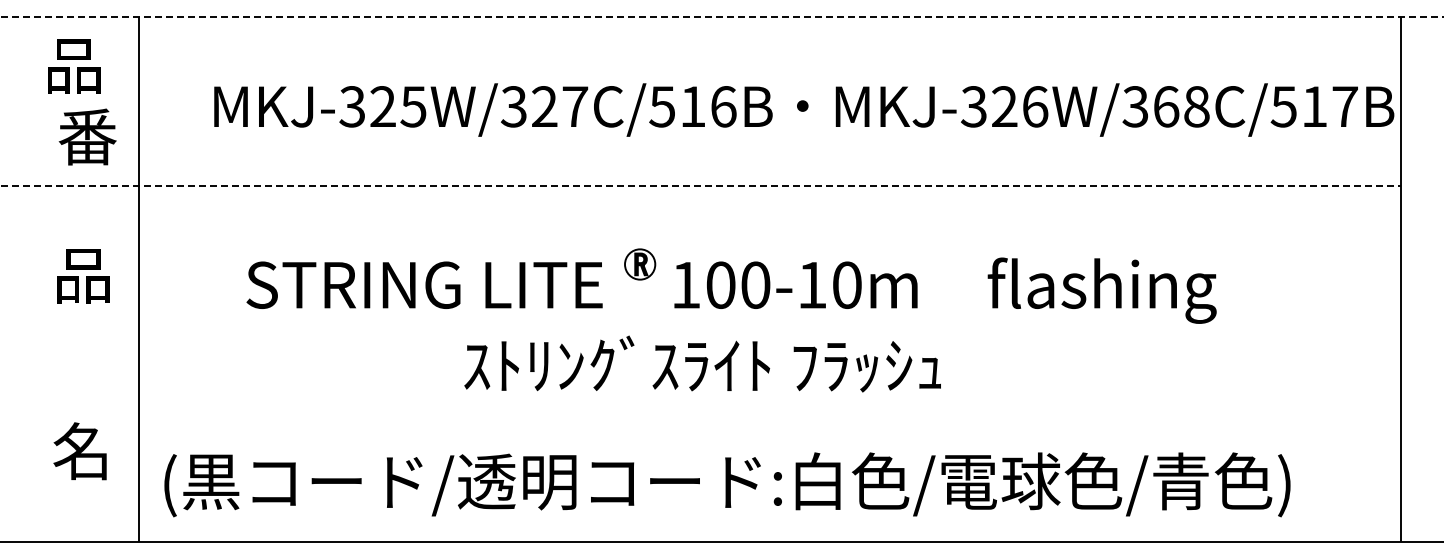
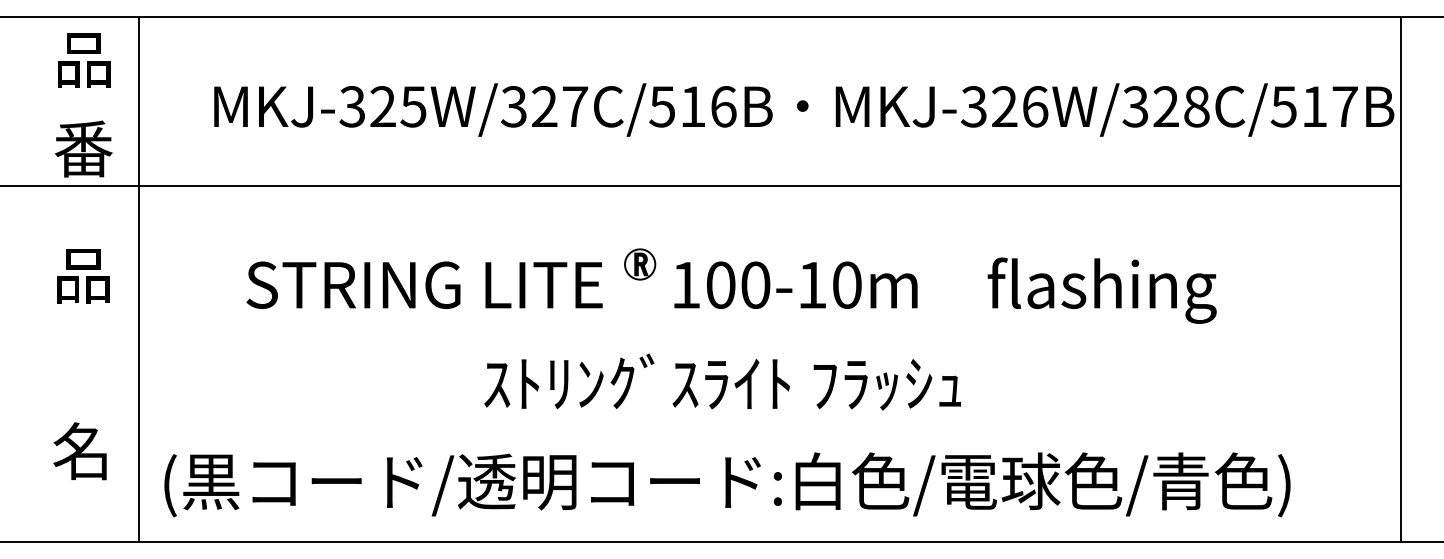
line: dashed -> solid (722, 16)
part position: (74, 66) -> (84, 60) (84, 60)
text: MKJ-326W/368C/517B -> MKJ-326W/328C/517B (1166, 106)
part position: (87, 136) -> (83, 148) (83, 148)
line: dashed -> solid (700, 186)
text position: (702, 363) -> (722, 381) (722, 381)
